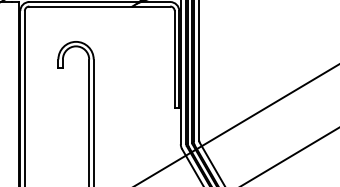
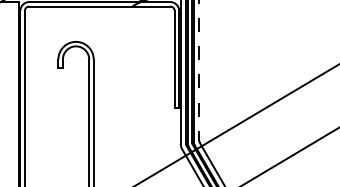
line: solid -> dashed (199, 70)
